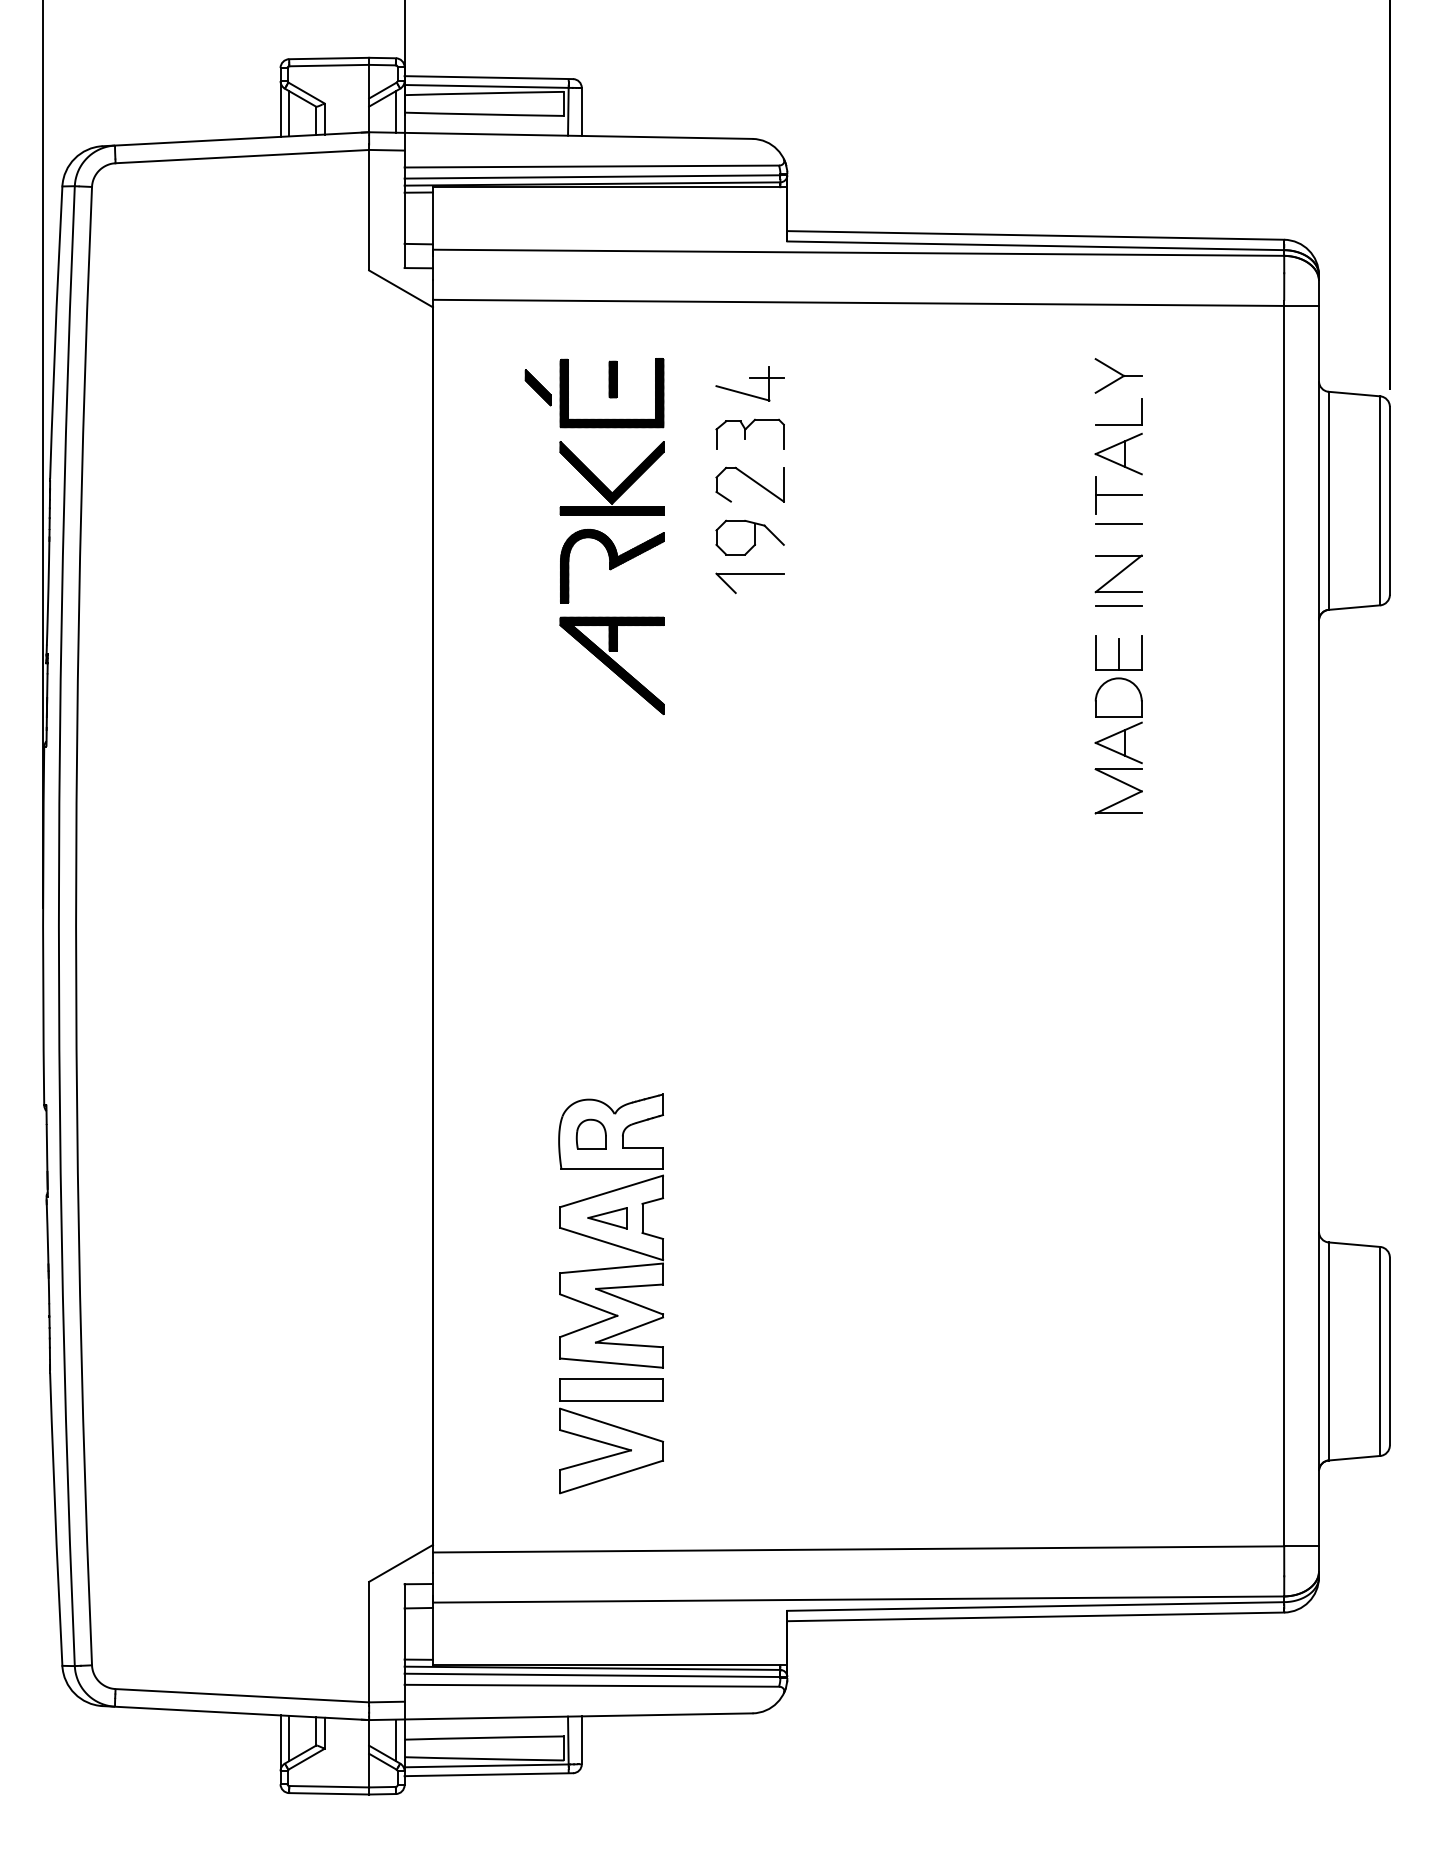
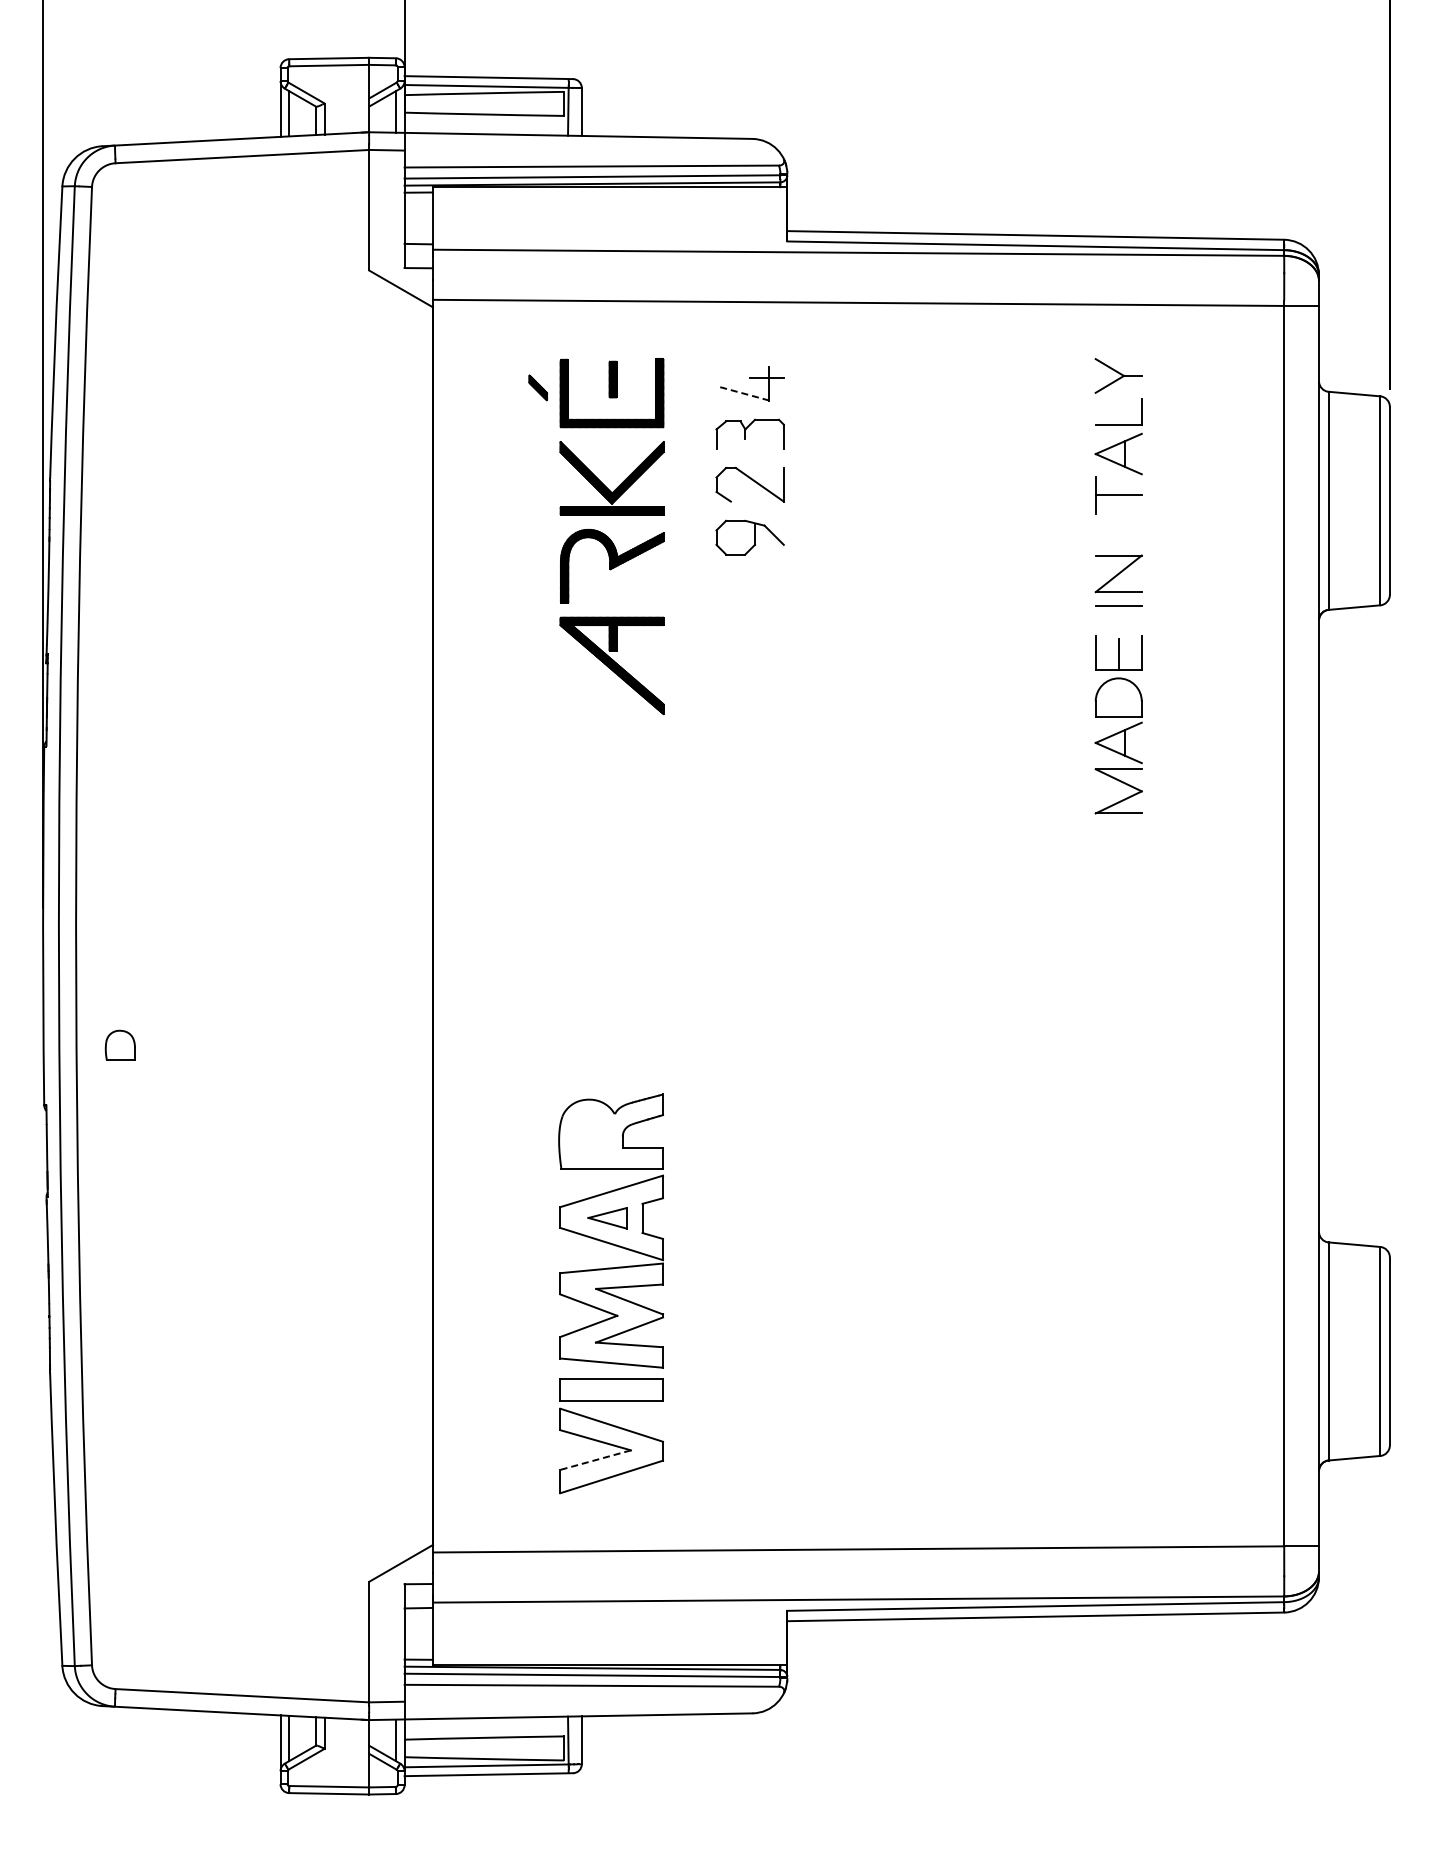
part size: 28x38 px -> 20x28 px (537, 387)
line: solid -> dashed (742, 393)
line: present -> none (1118, 523)
part: present -> none (749, 574)
part position: (590, 1133) -> (119, 1044) (119, 1044)
line: solid -> dashed (595, 1460)
